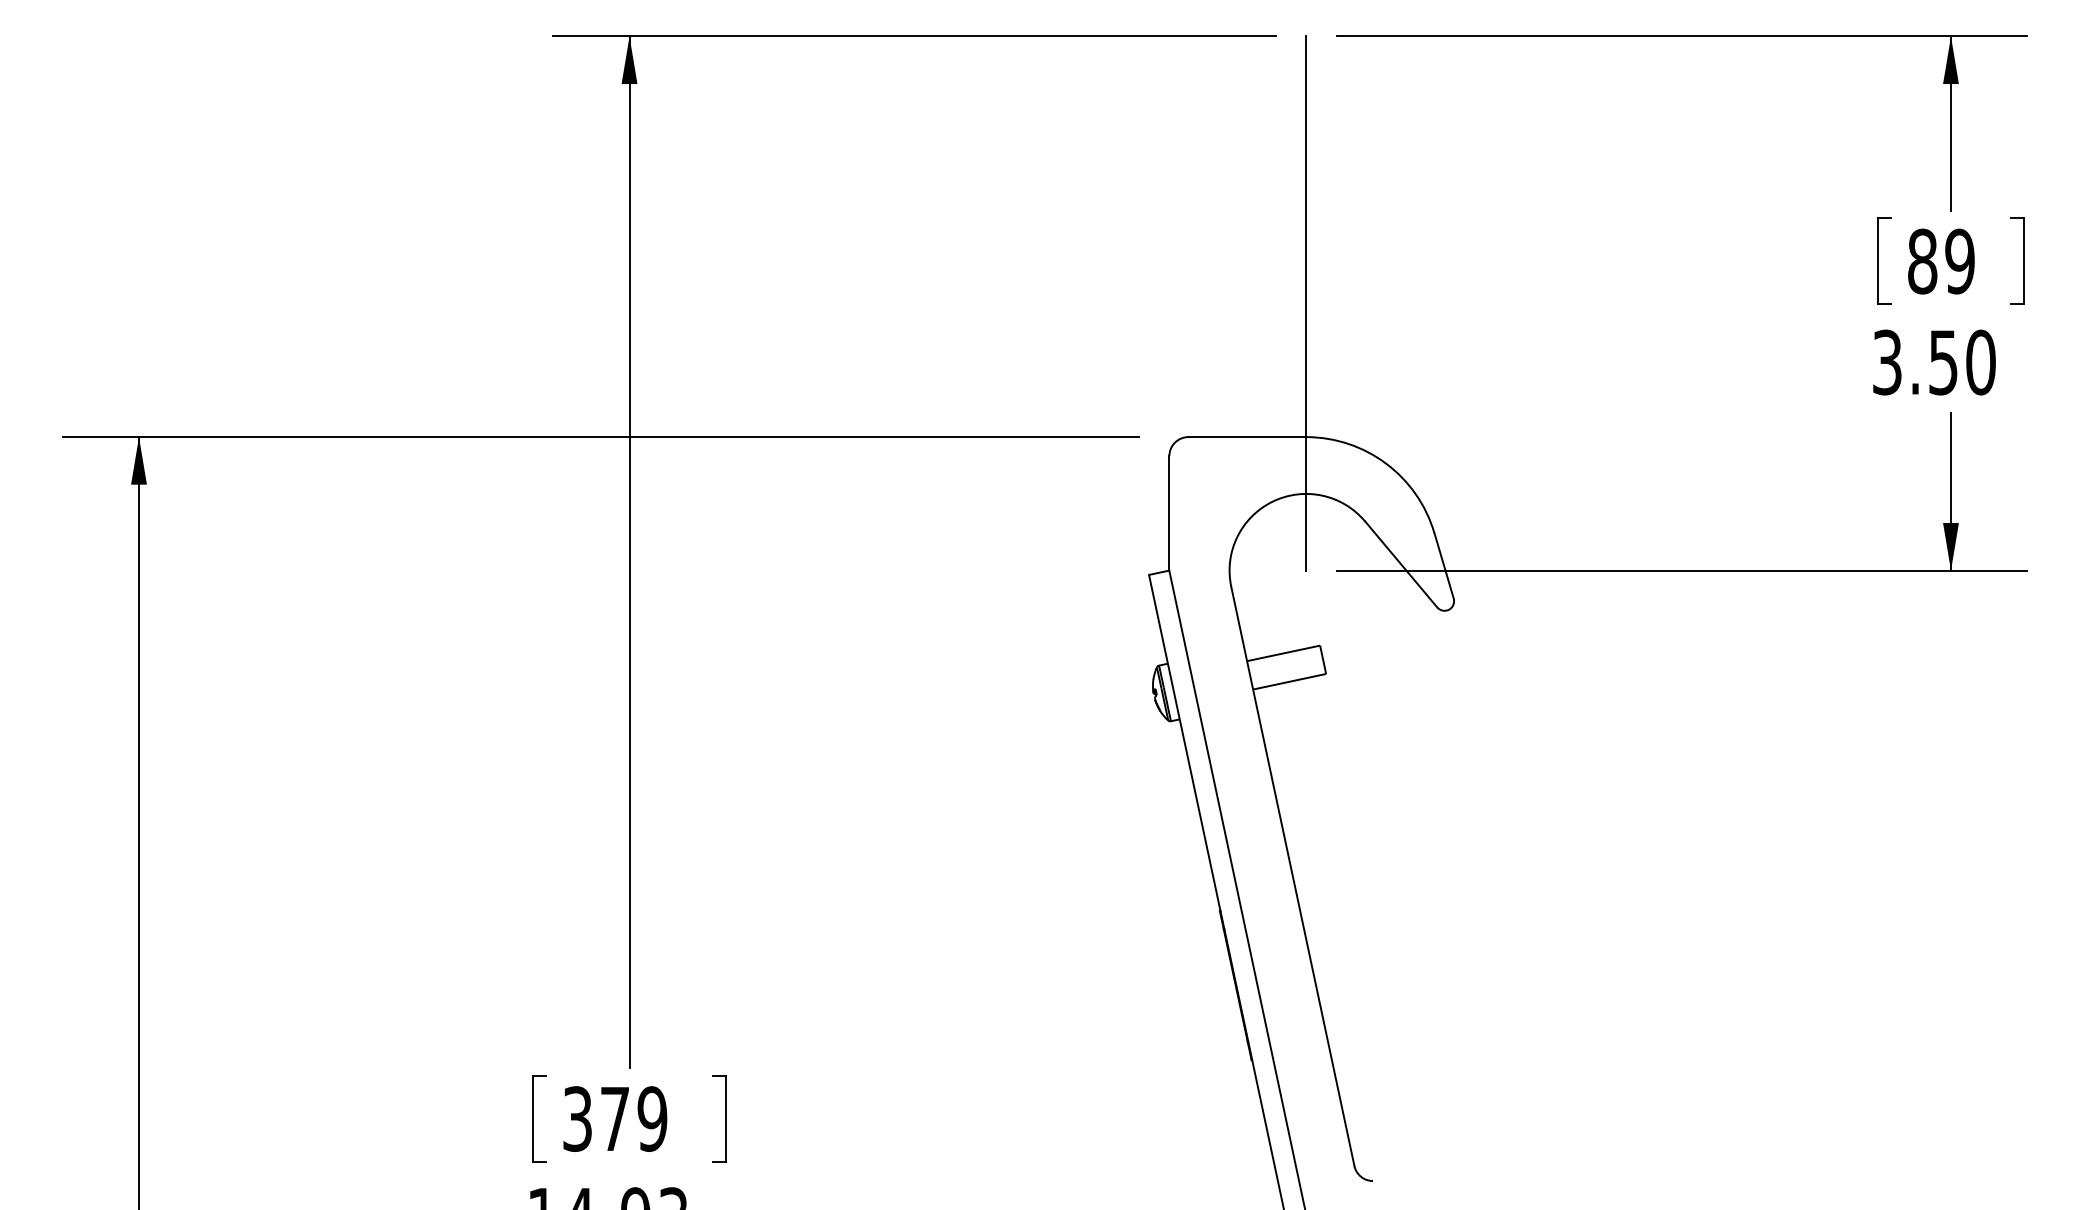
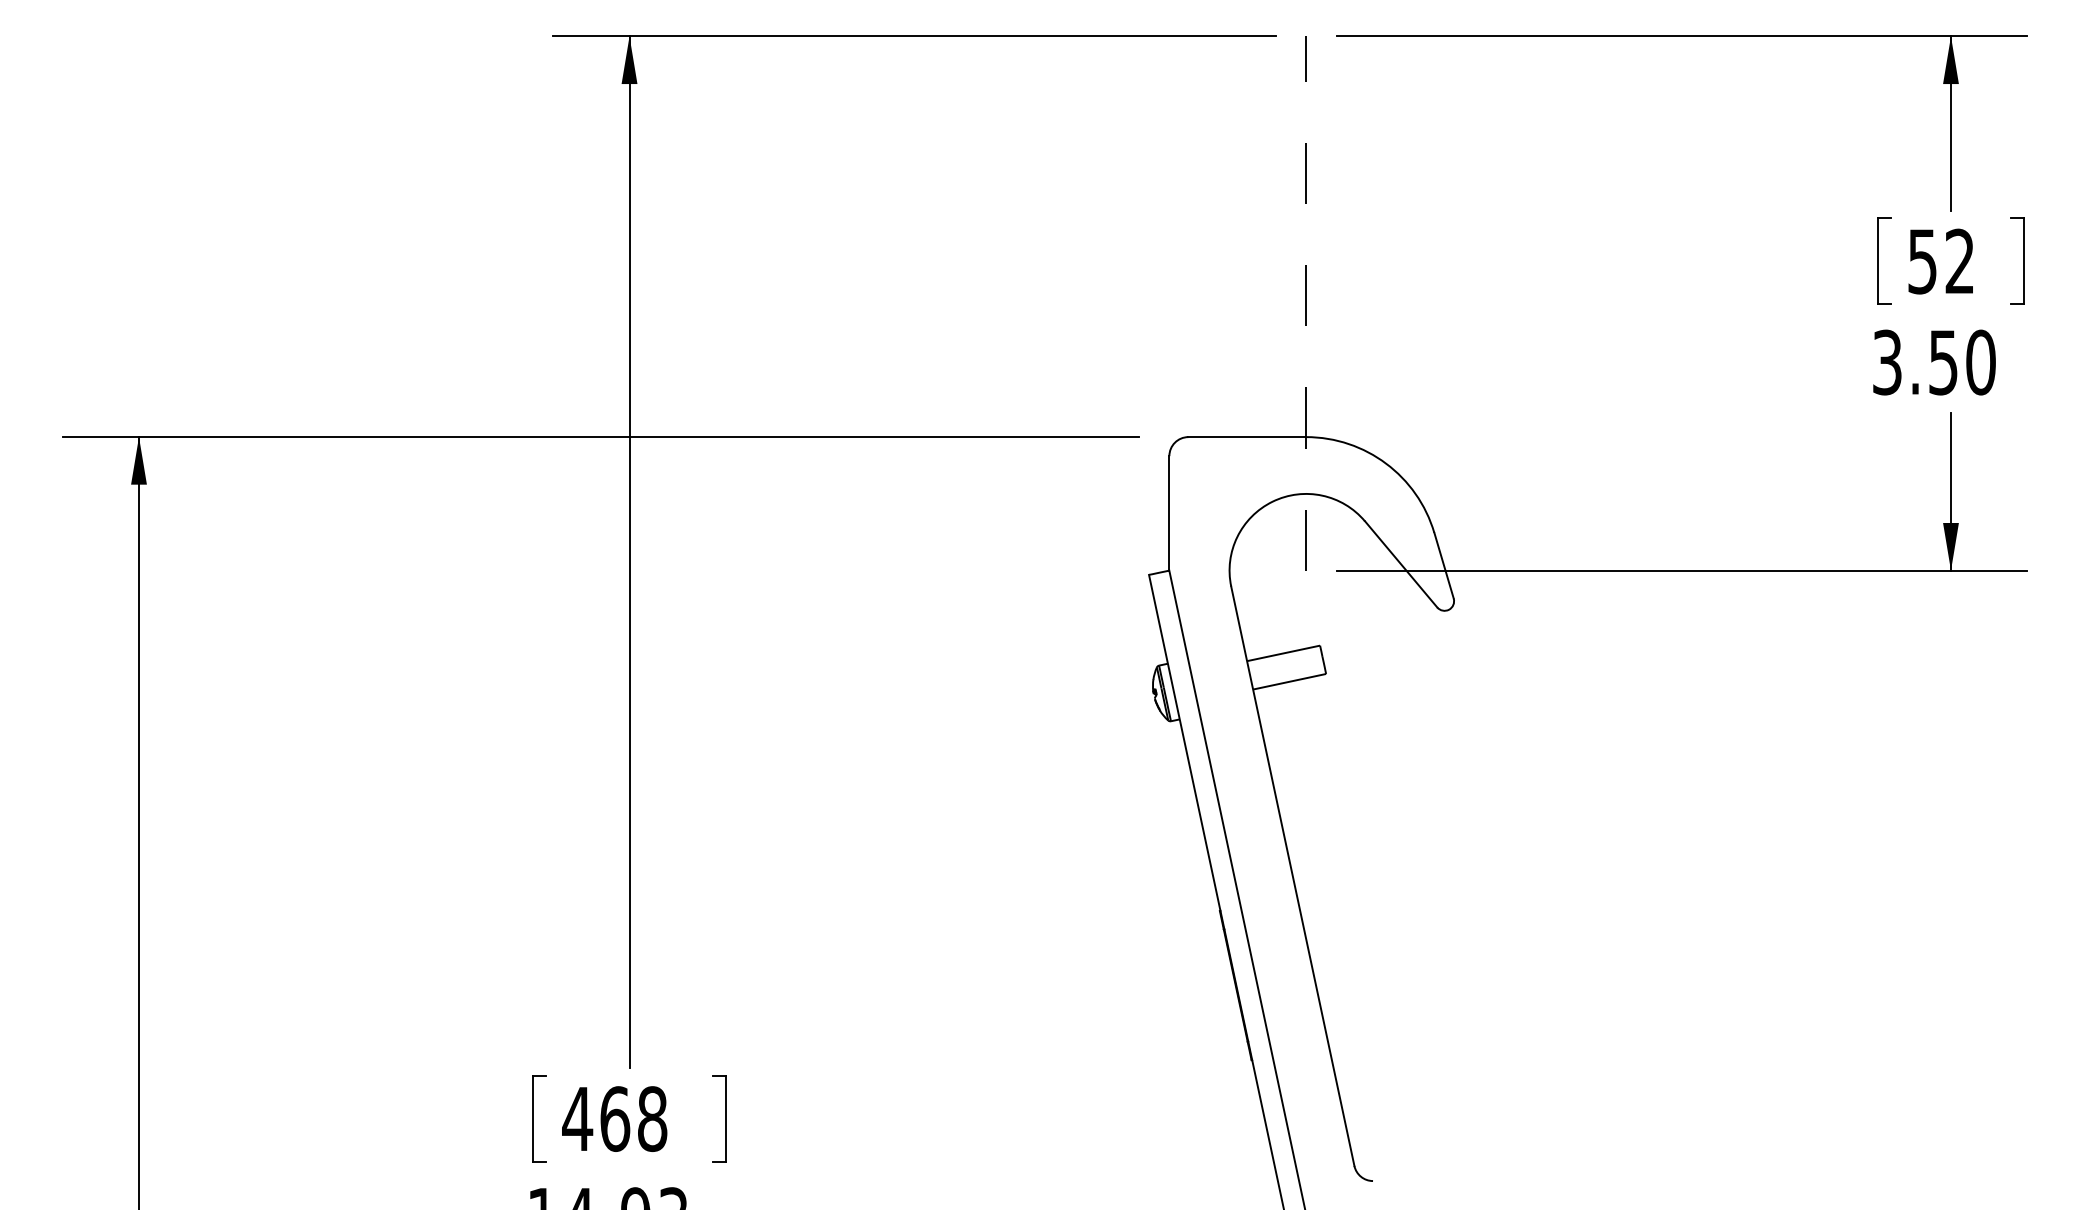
text: 89 -> 52 (1941, 261)
line: solid -> dashed (1306, 303)
text: 379 -> 468 (614, 1118)
